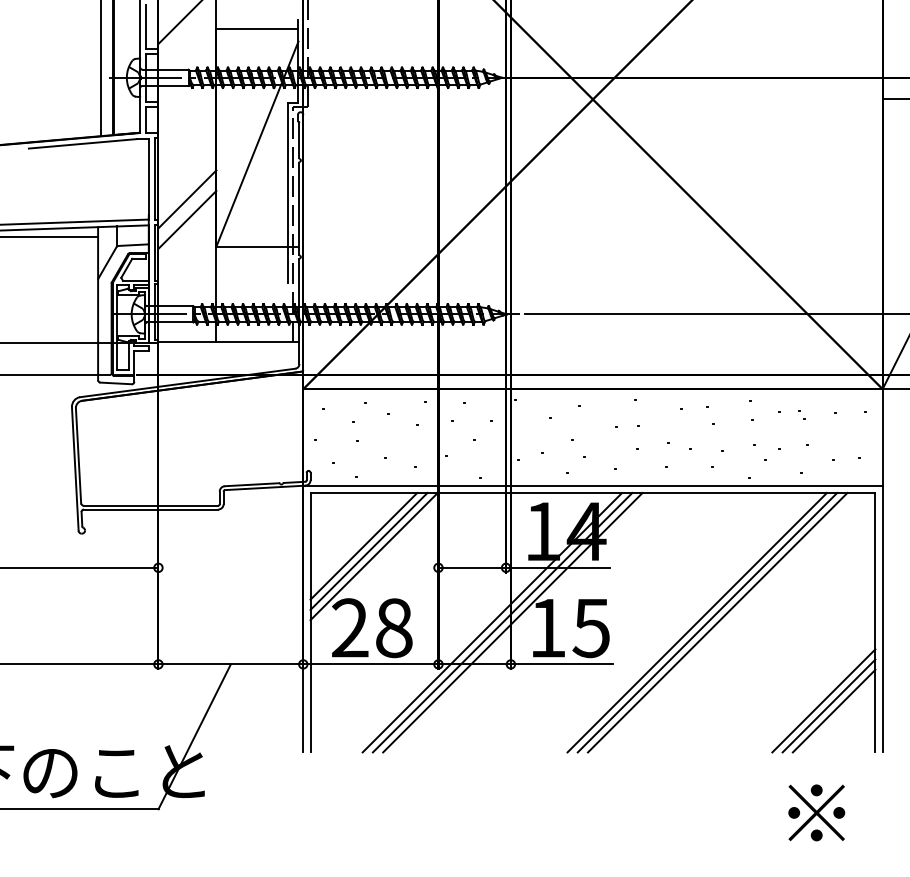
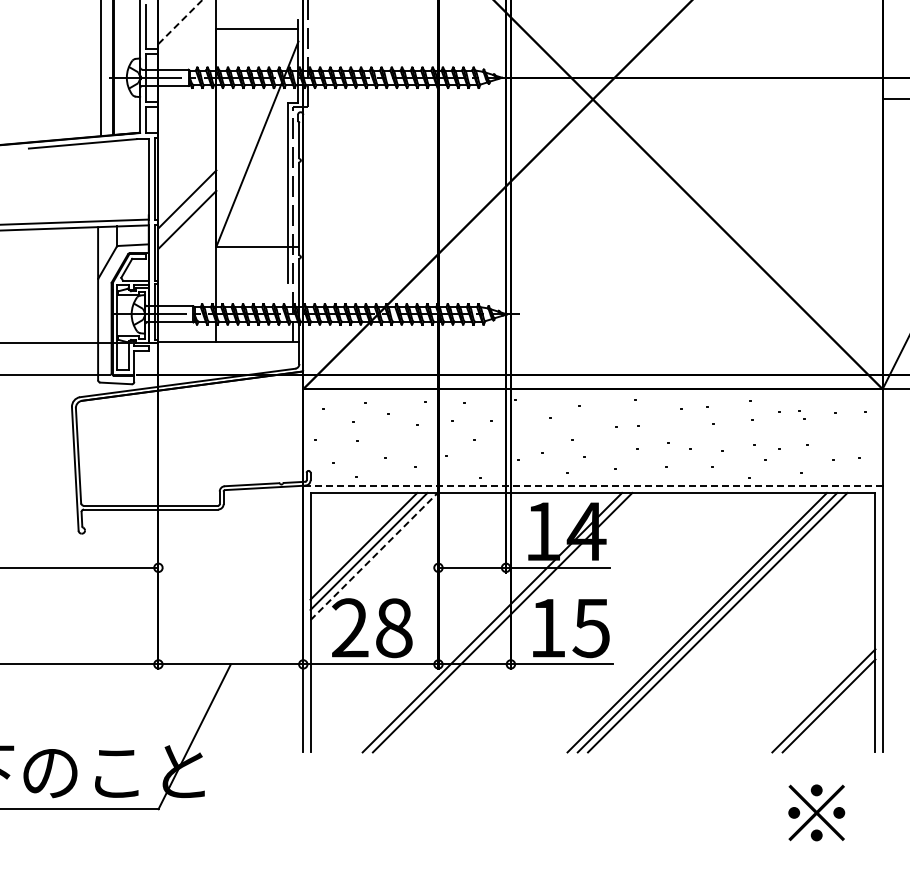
line: solid -> dashed (180, 22)
line: present -> none (50, 237)
line: present -> none (715, 314)
line: solid -> dashed (592, 485)
line: solid -> dashed (374, 556)
line: present -> none (512, 622)
line: present -> none (833, 710)
